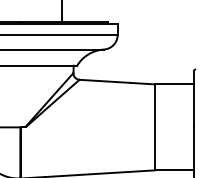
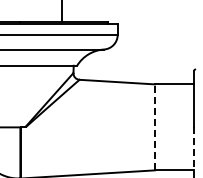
line: solid -> dashed (155, 127)
line: solid -> dashed (193, 152)
